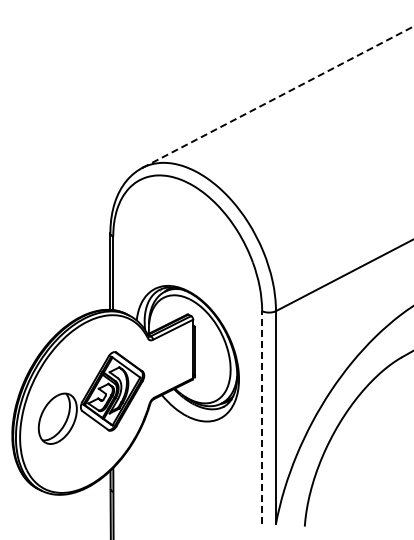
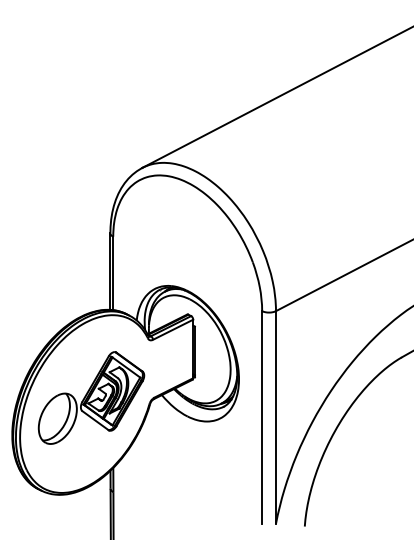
line: dashed -> solid (278, 96)
line: dashed -> solid (262, 416)
